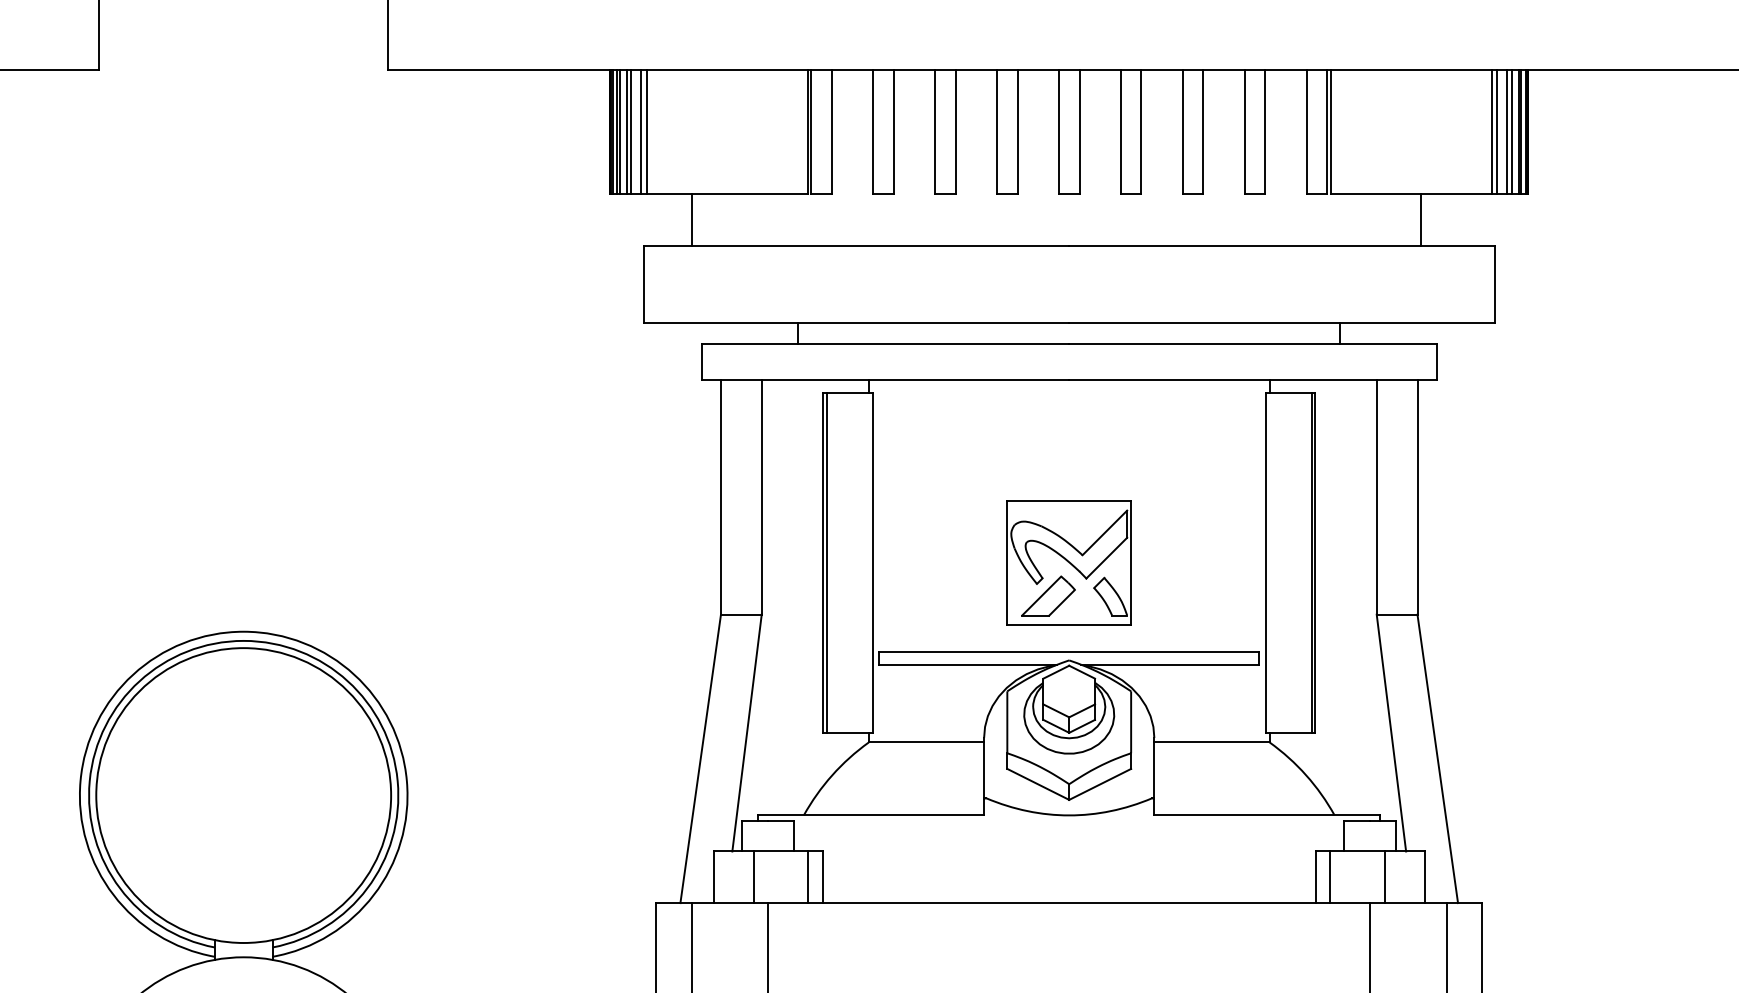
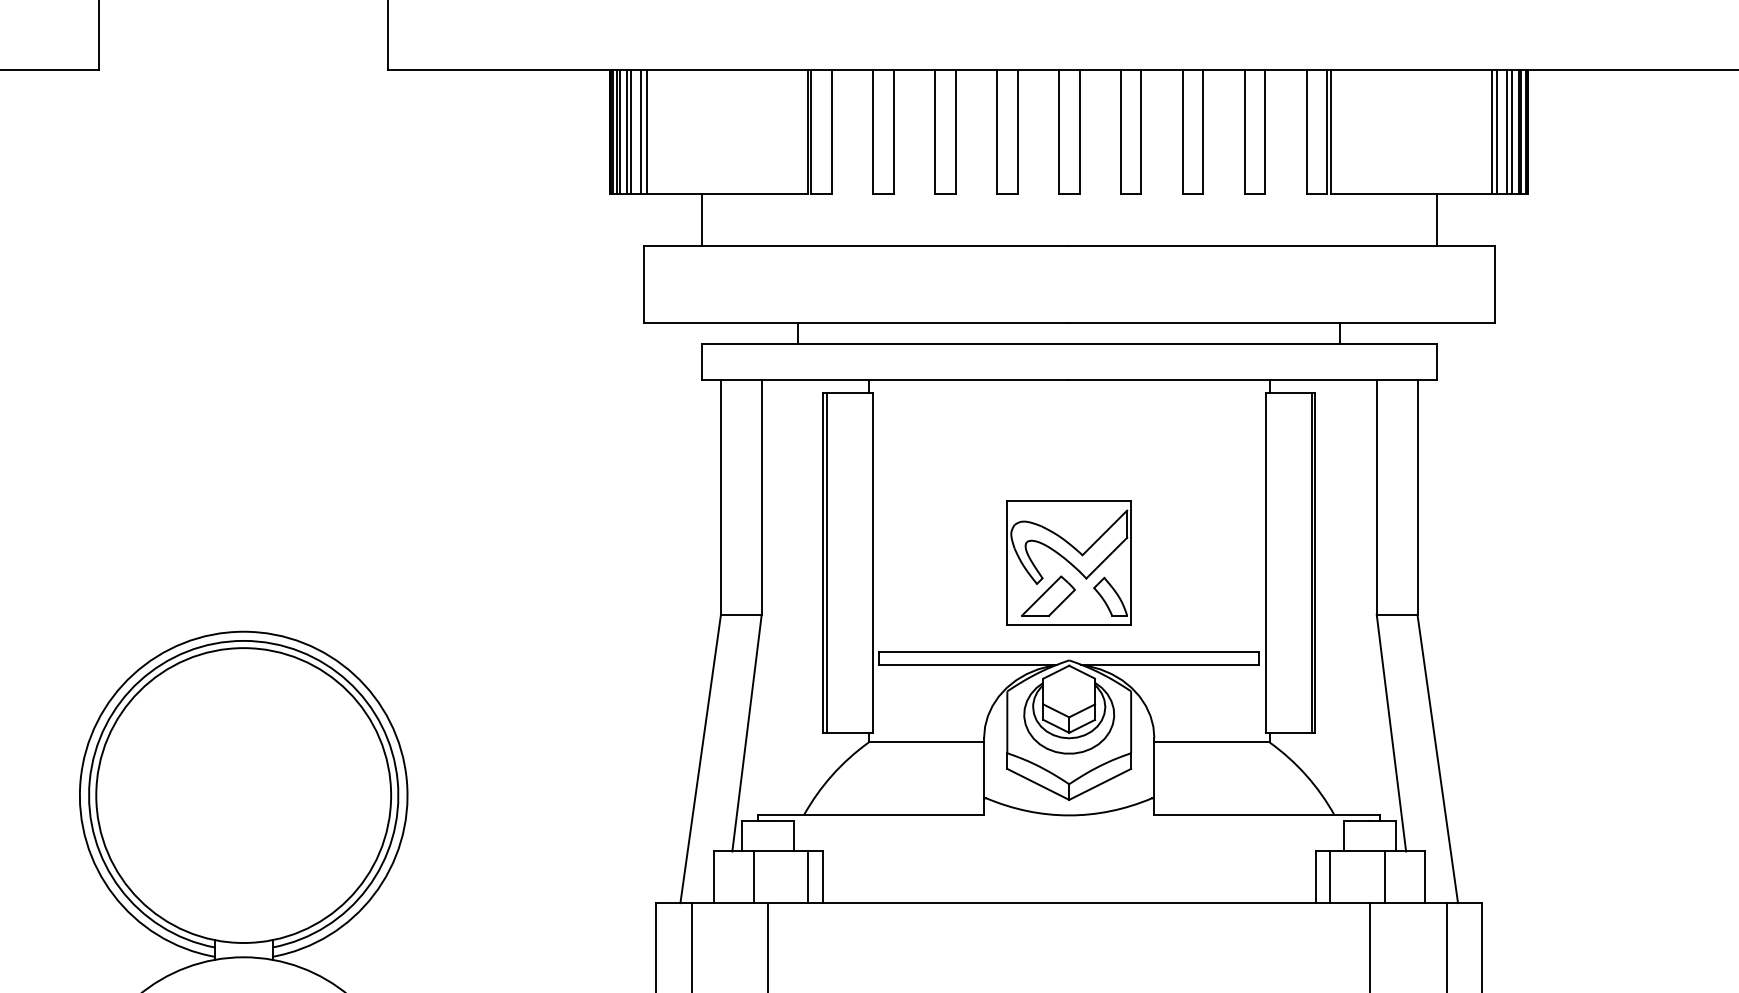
line position: (691, 219) -> (701, 219) (701, 219)
line position: (1420, 219) -> (1436, 219) (1436, 219)
